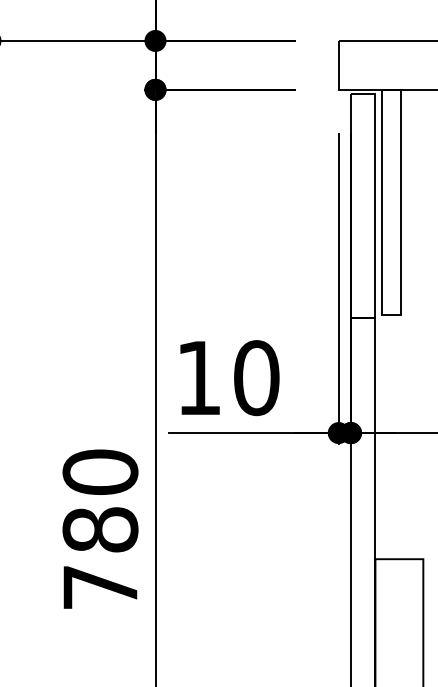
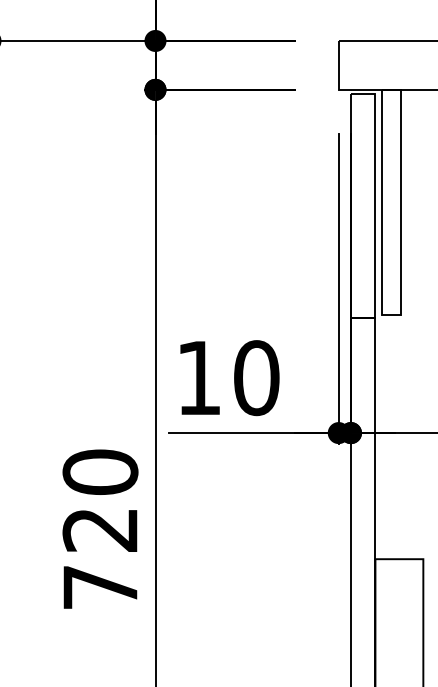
text: 780 -> 720 (100, 529)
